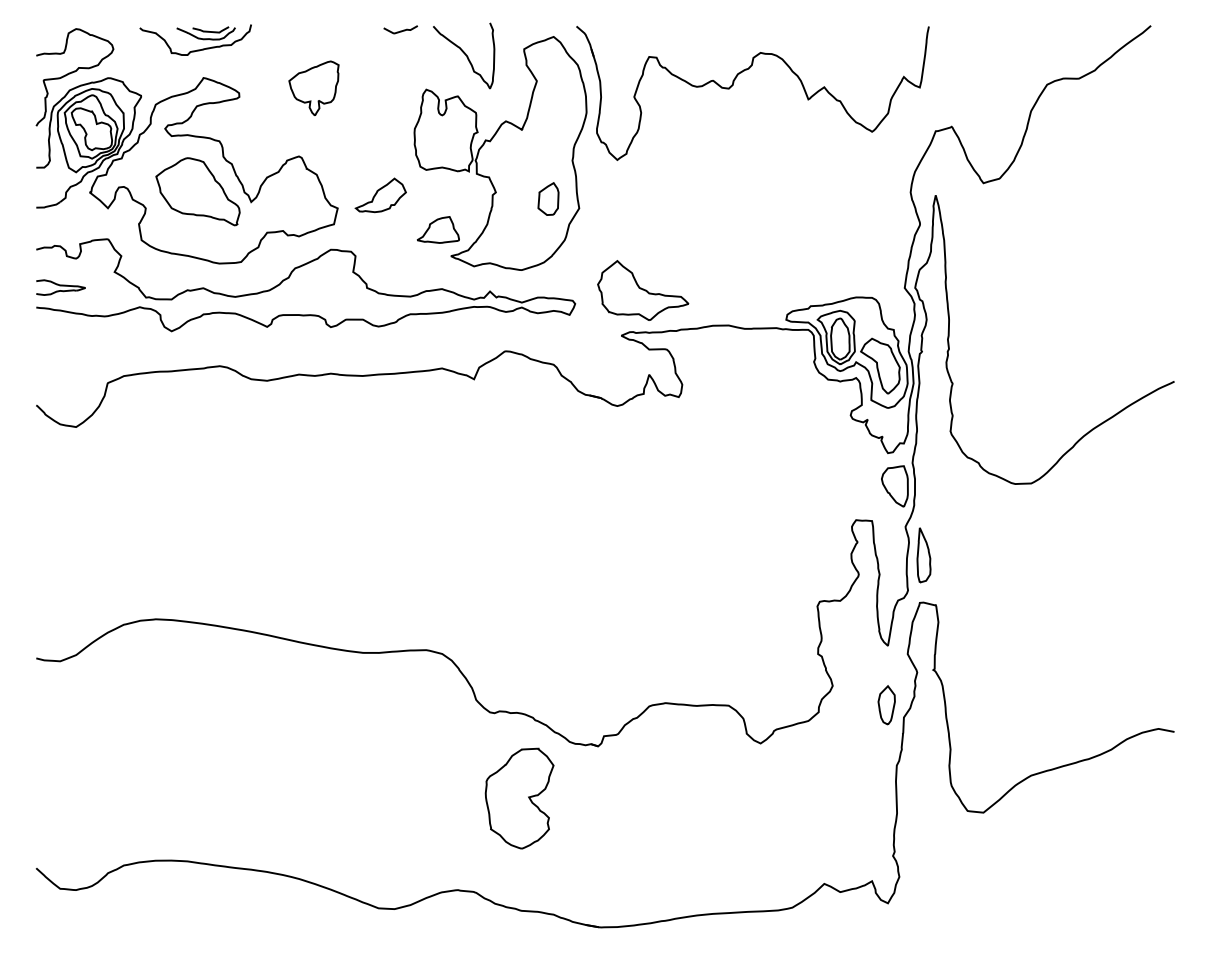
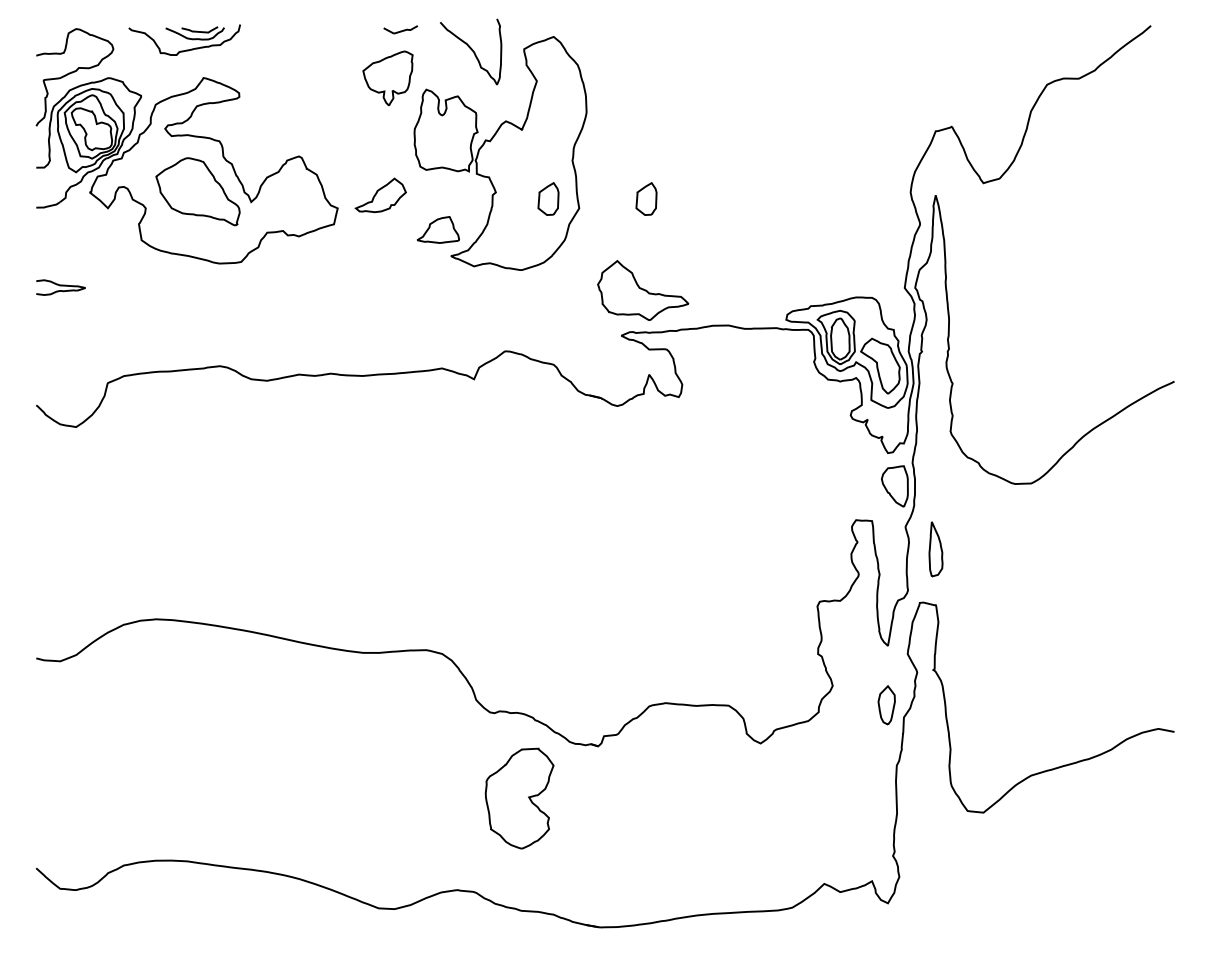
part position: (195, 39) -> (184, 39) (184, 39)
curve position: (464, 54) -> (471, 50) (471, 50)
part: present -> none (733, 85)
part position: (313, 88) -> (387, 78) (387, 78)
part: none -> present (646, 198)
curve: present -> none (290, 276)
part position: (923, 555) -> (935, 549) (935, 549)
